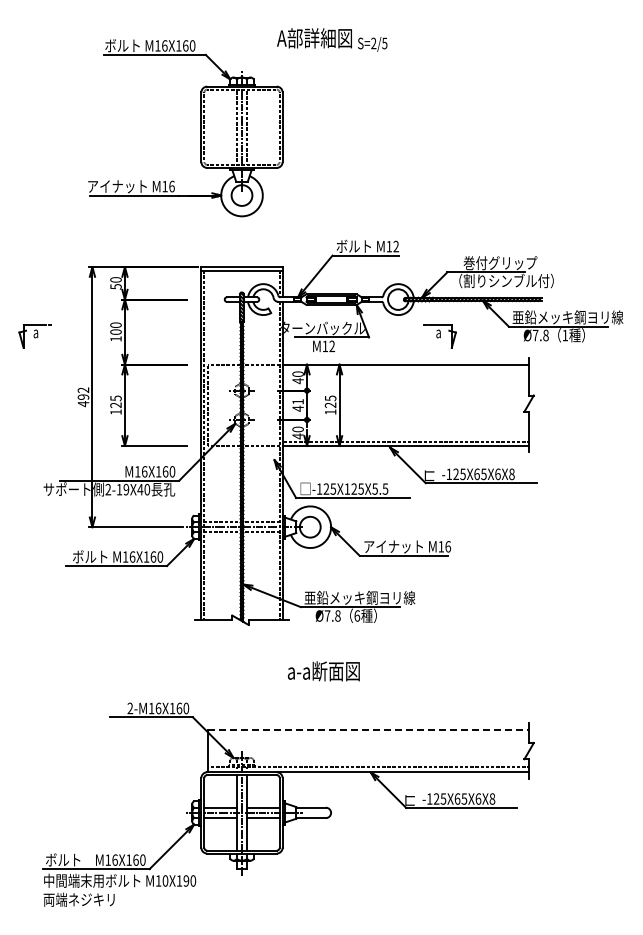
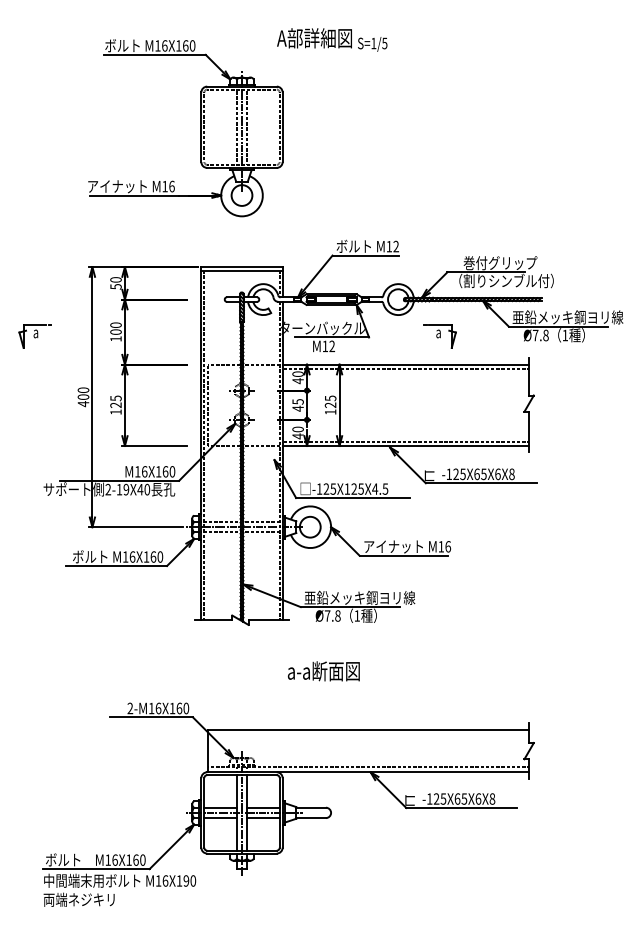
text: S=2/5 -> S=1/5 (373, 43)
line: none -> present (405, 368)
text: 492 -> 400 (83, 393)
text: 41 -> 45 (297, 401)
text: -125X125X5.5 -> -125X125X4.5 (375, 488)
text: 6 -> 1 (357, 615)
line: dashed -> solid (369, 730)
text: M10X190 -> M16X190 (165, 880)
